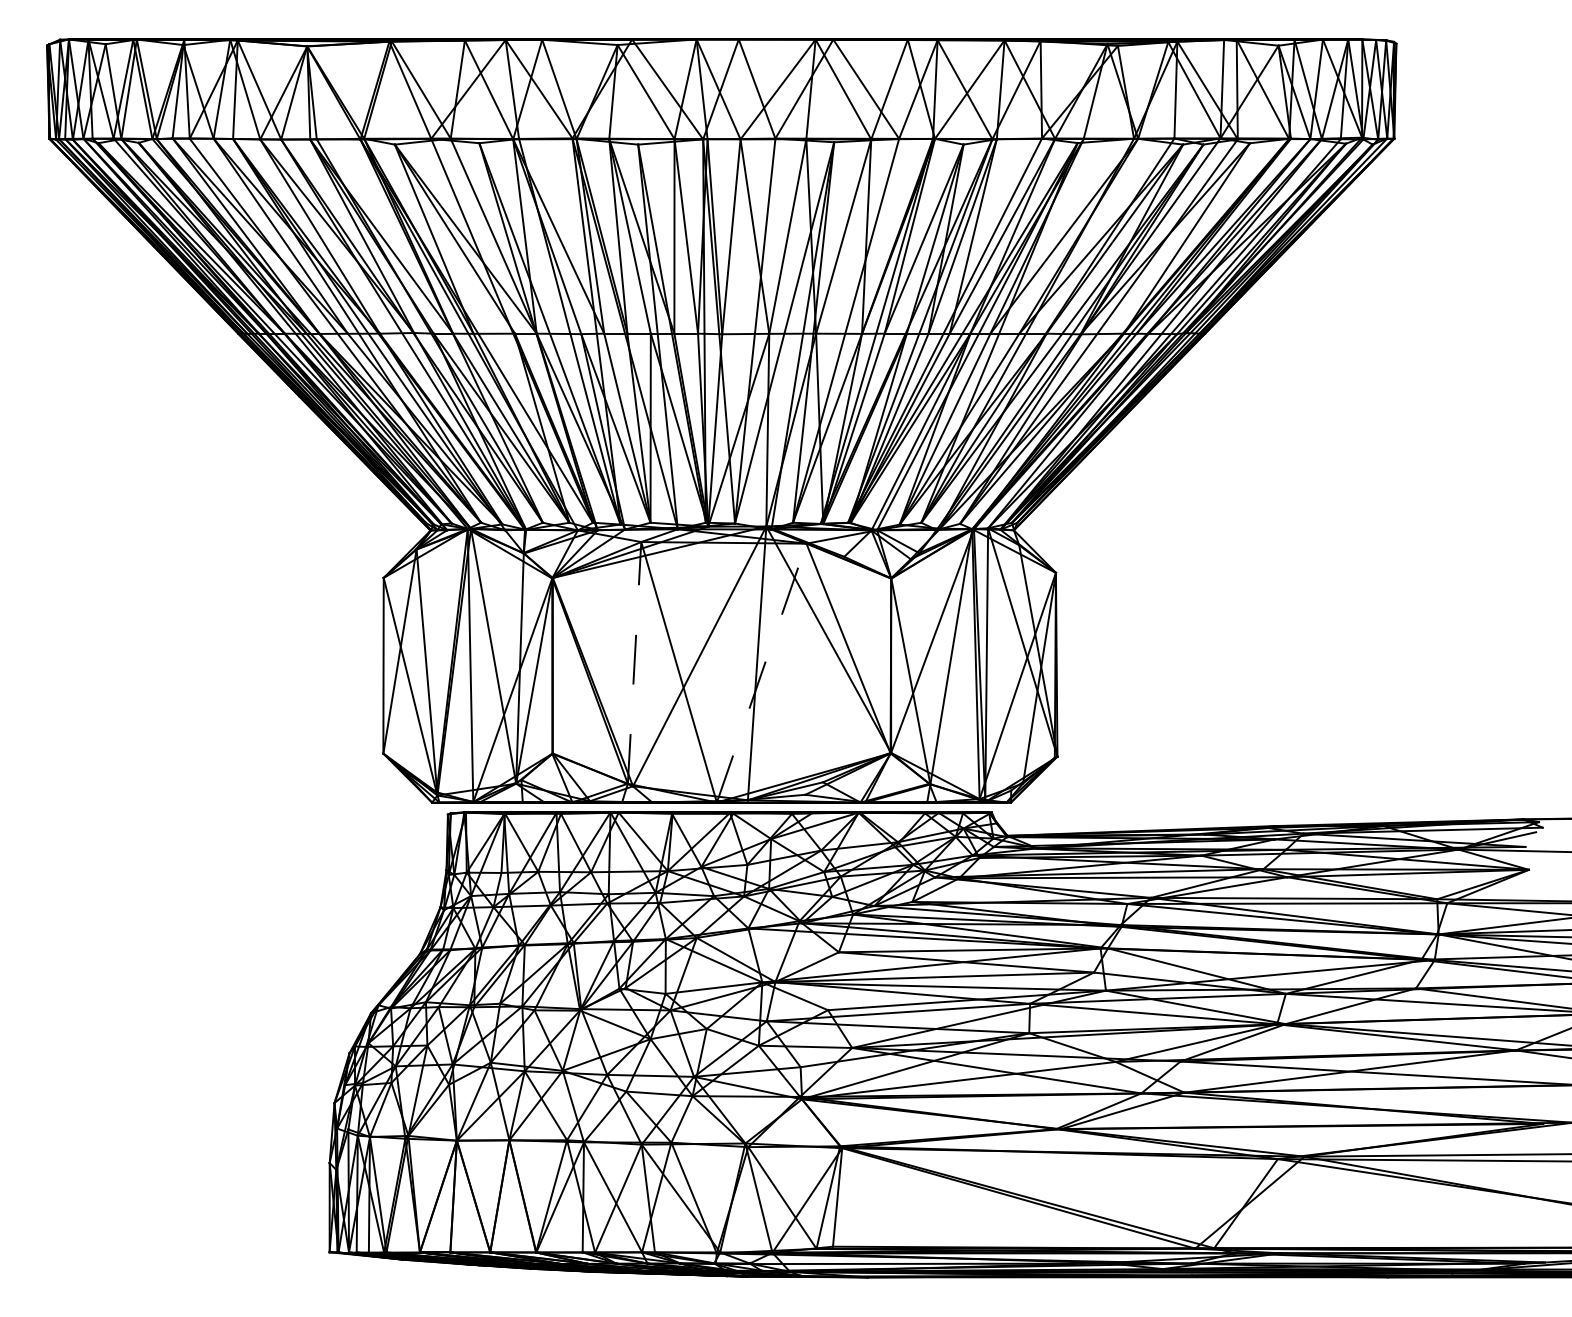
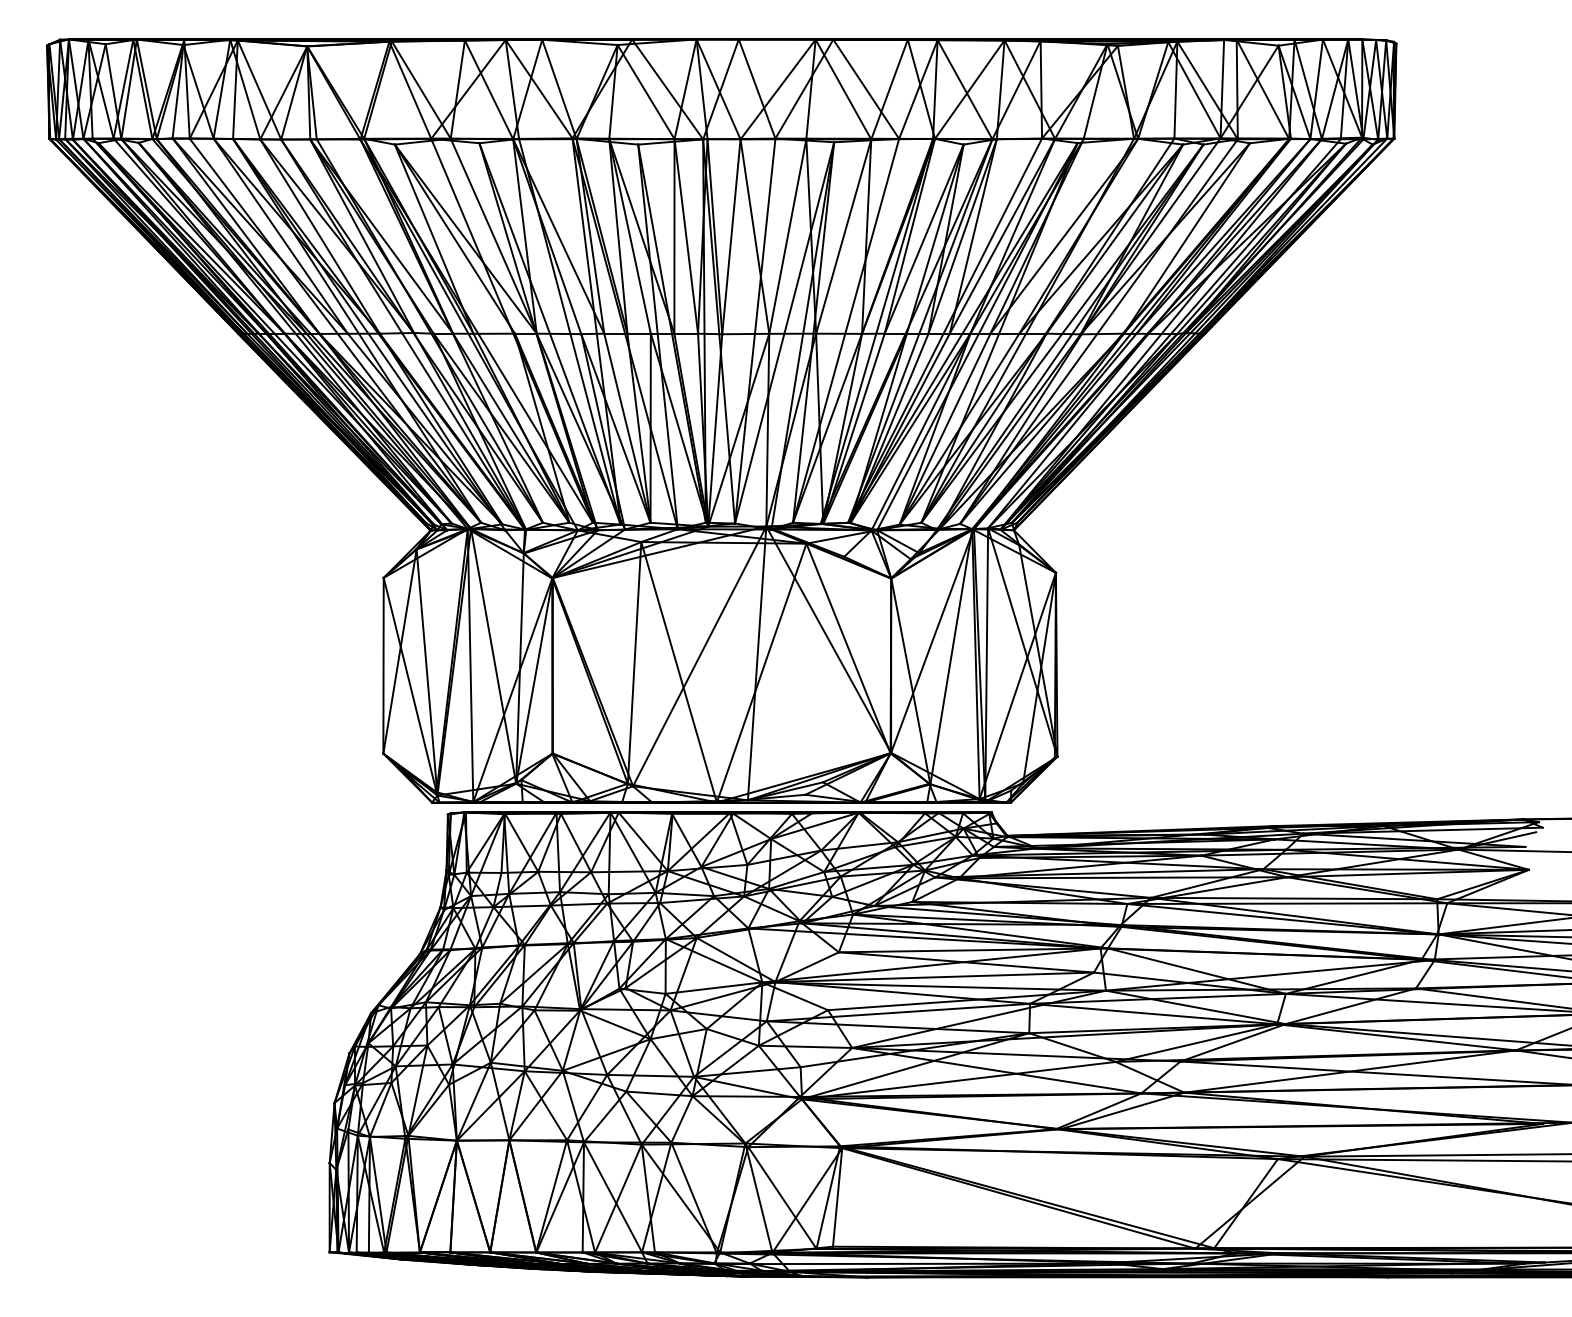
line: dashed -> solid (634, 662)
line: dashed -> solid (761, 673)
